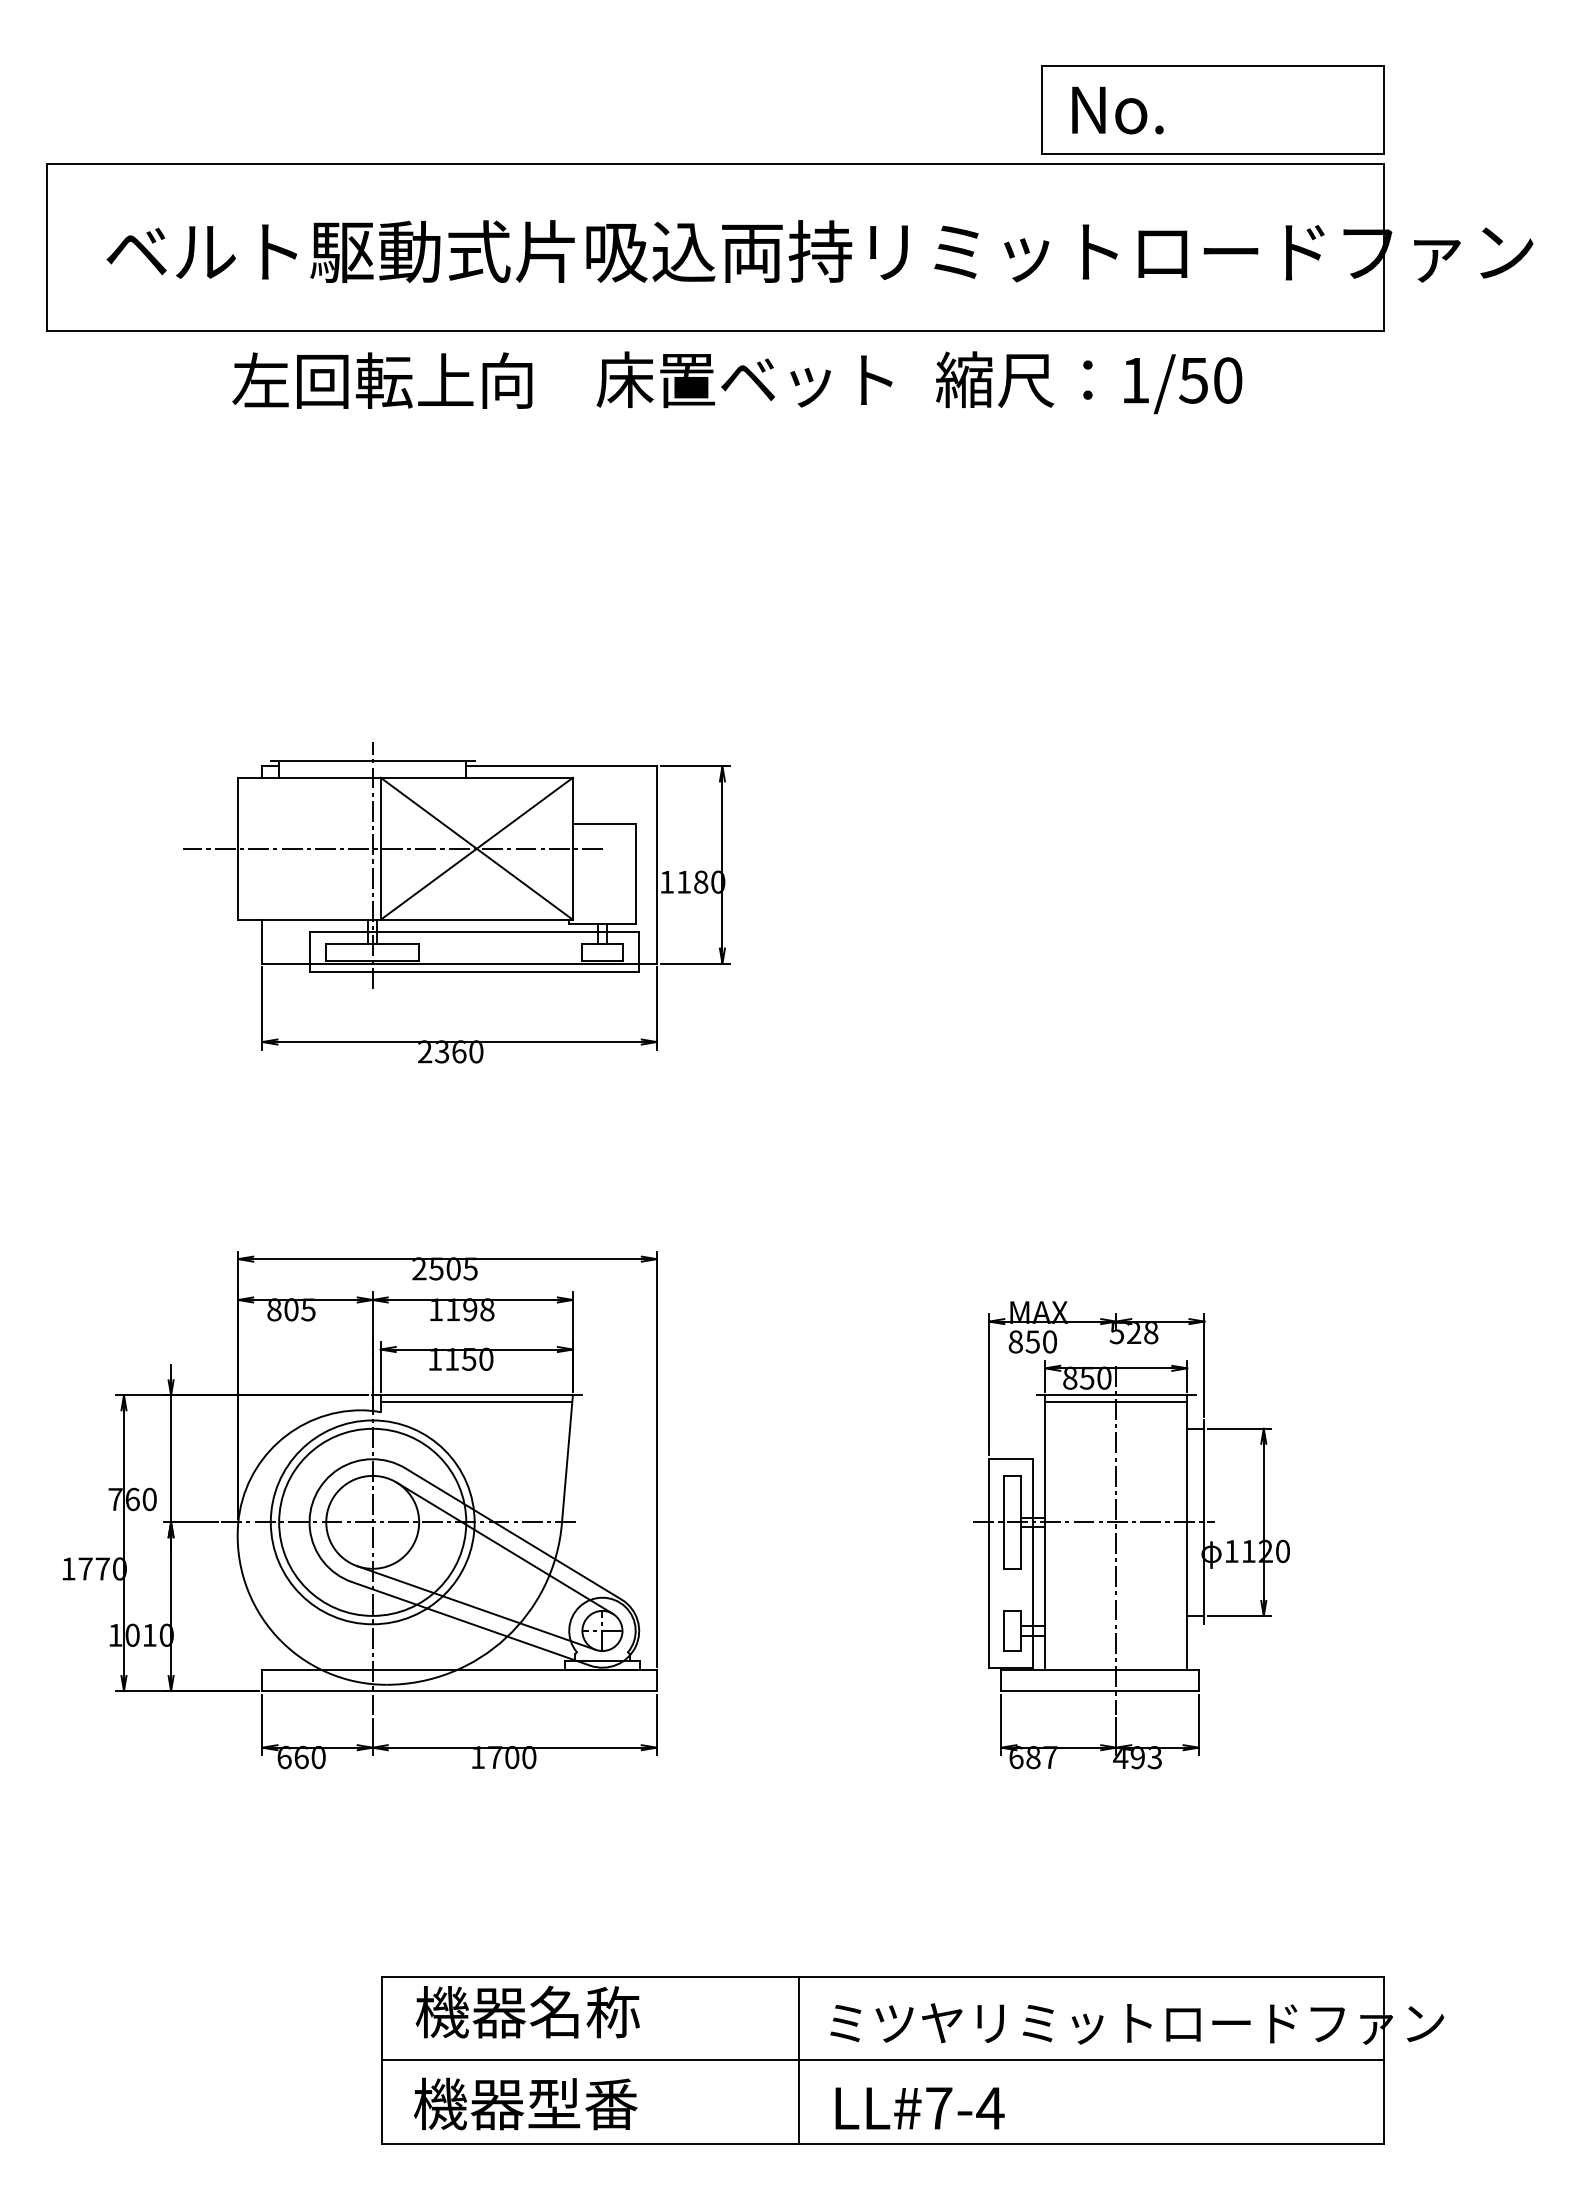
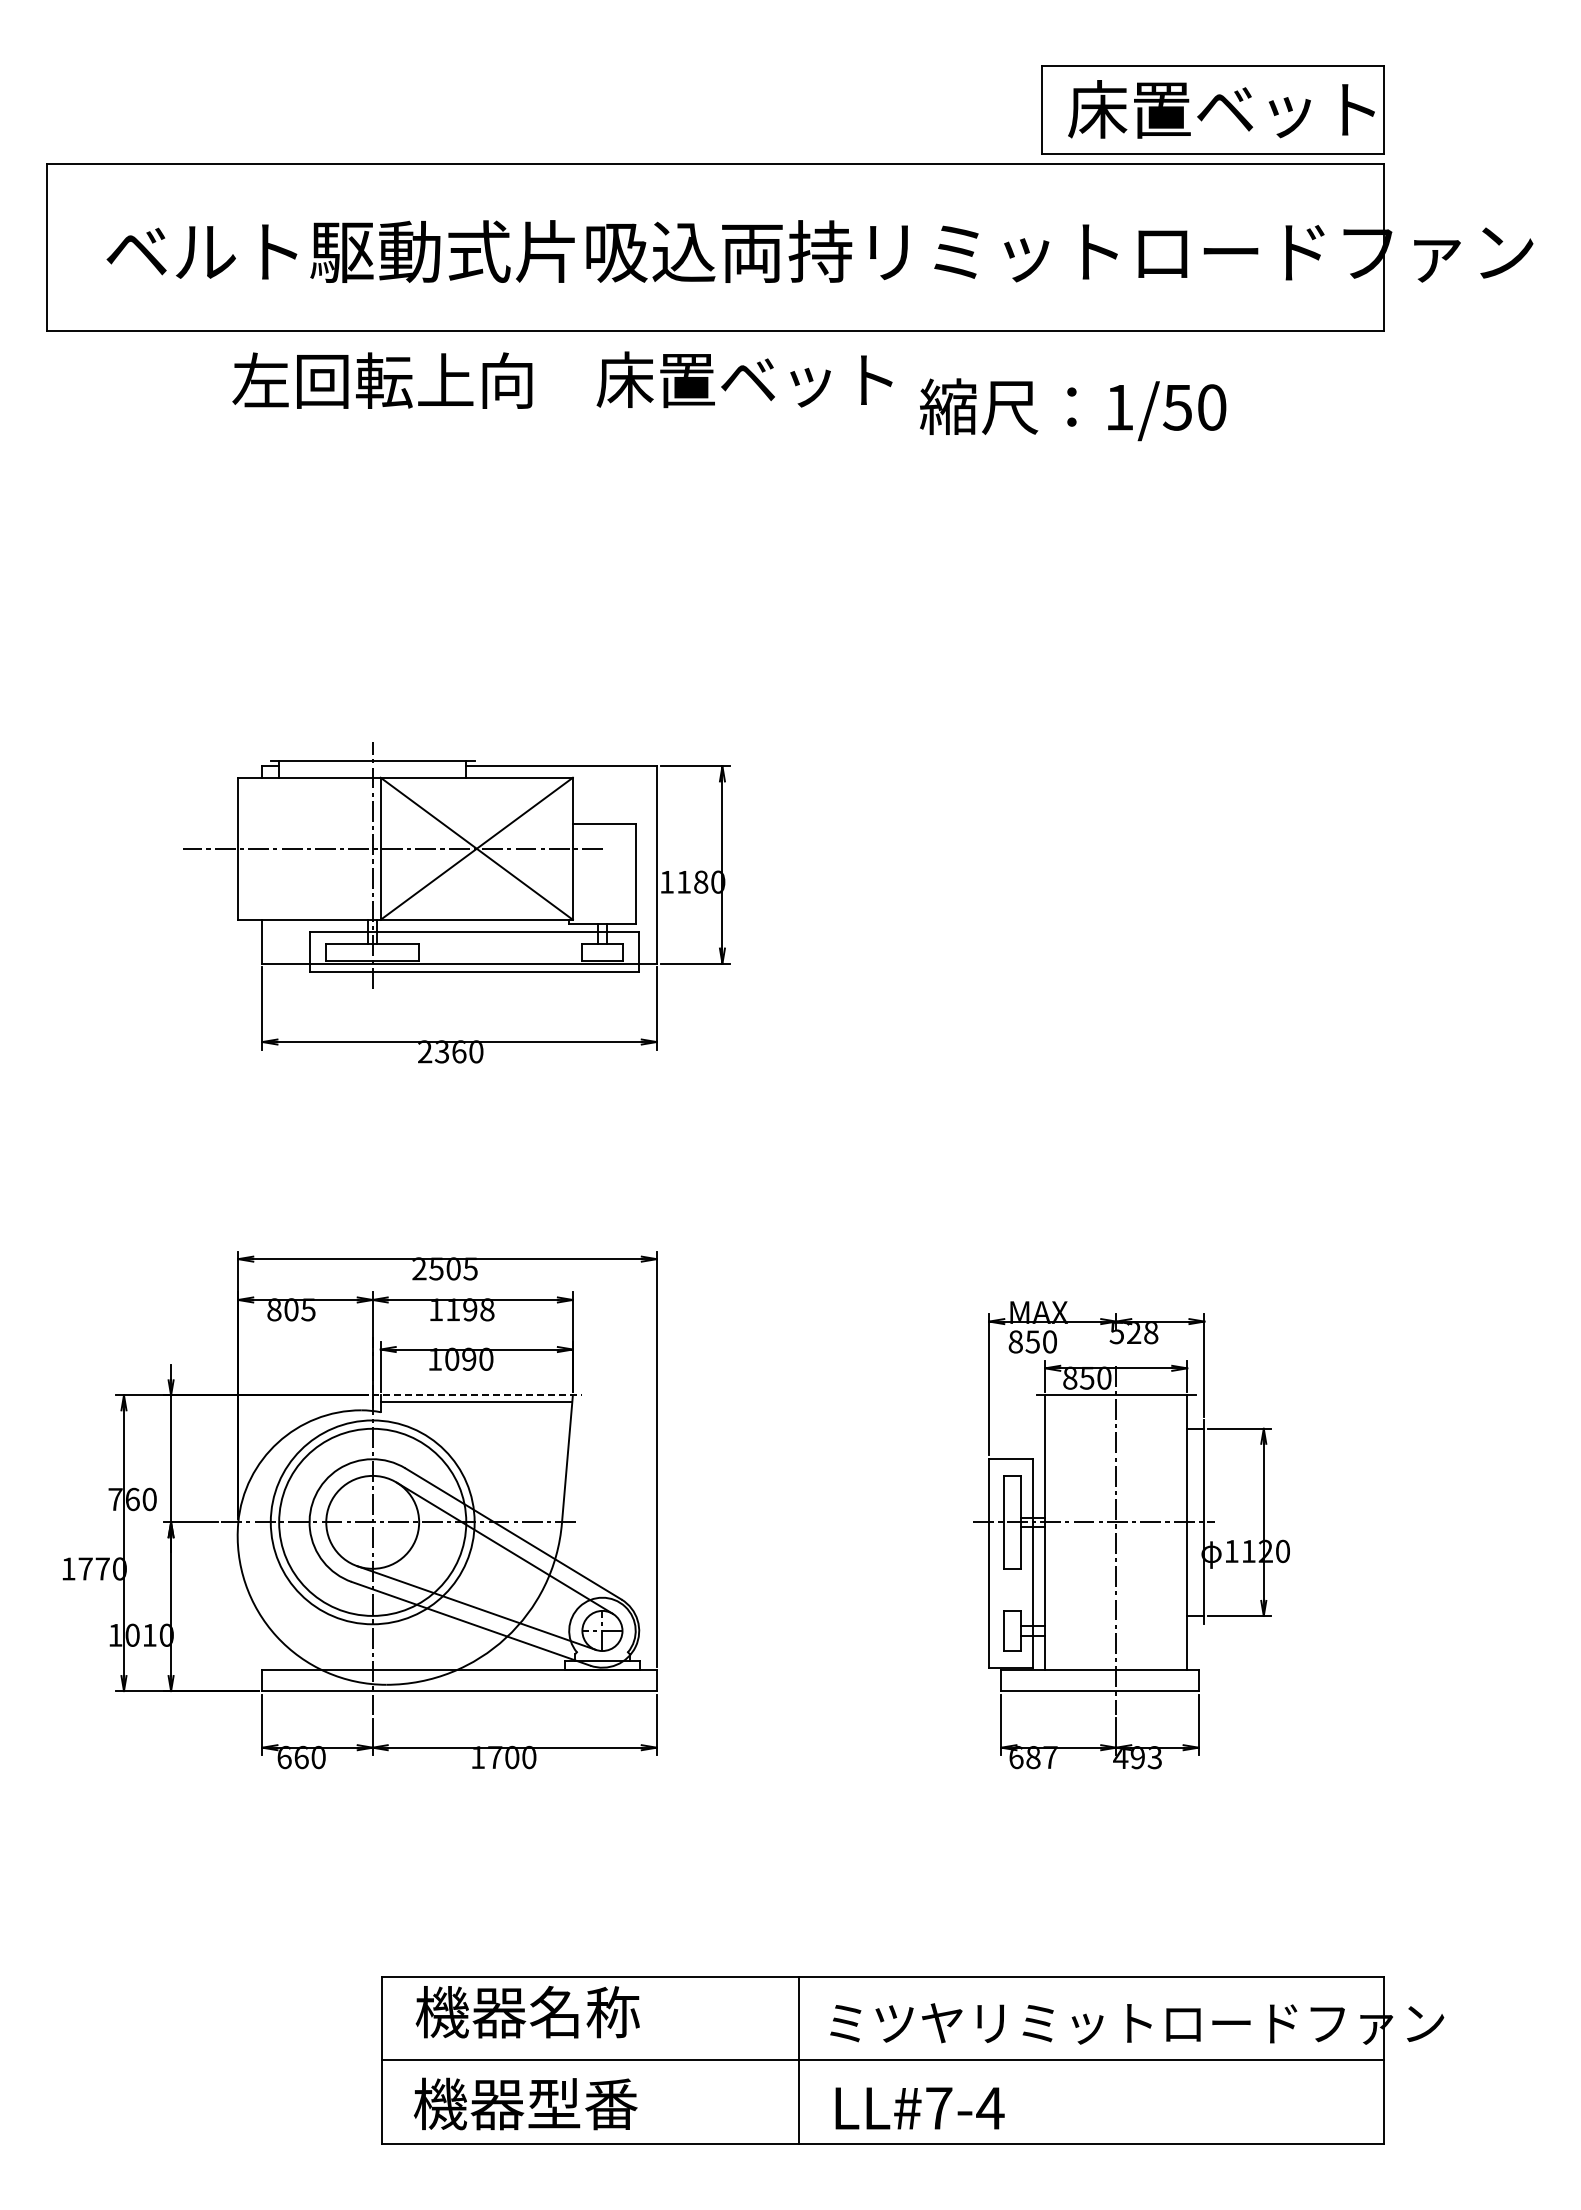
text: No. -> 床置ベット (1221, 109)
text position: (1089, 382) -> (1073, 409) (1073, 409)
text: 1150 -> 1090 (460, 1358)
line: solid -> dashed (476, 1395)
line: present -> none (1116, 1402)
